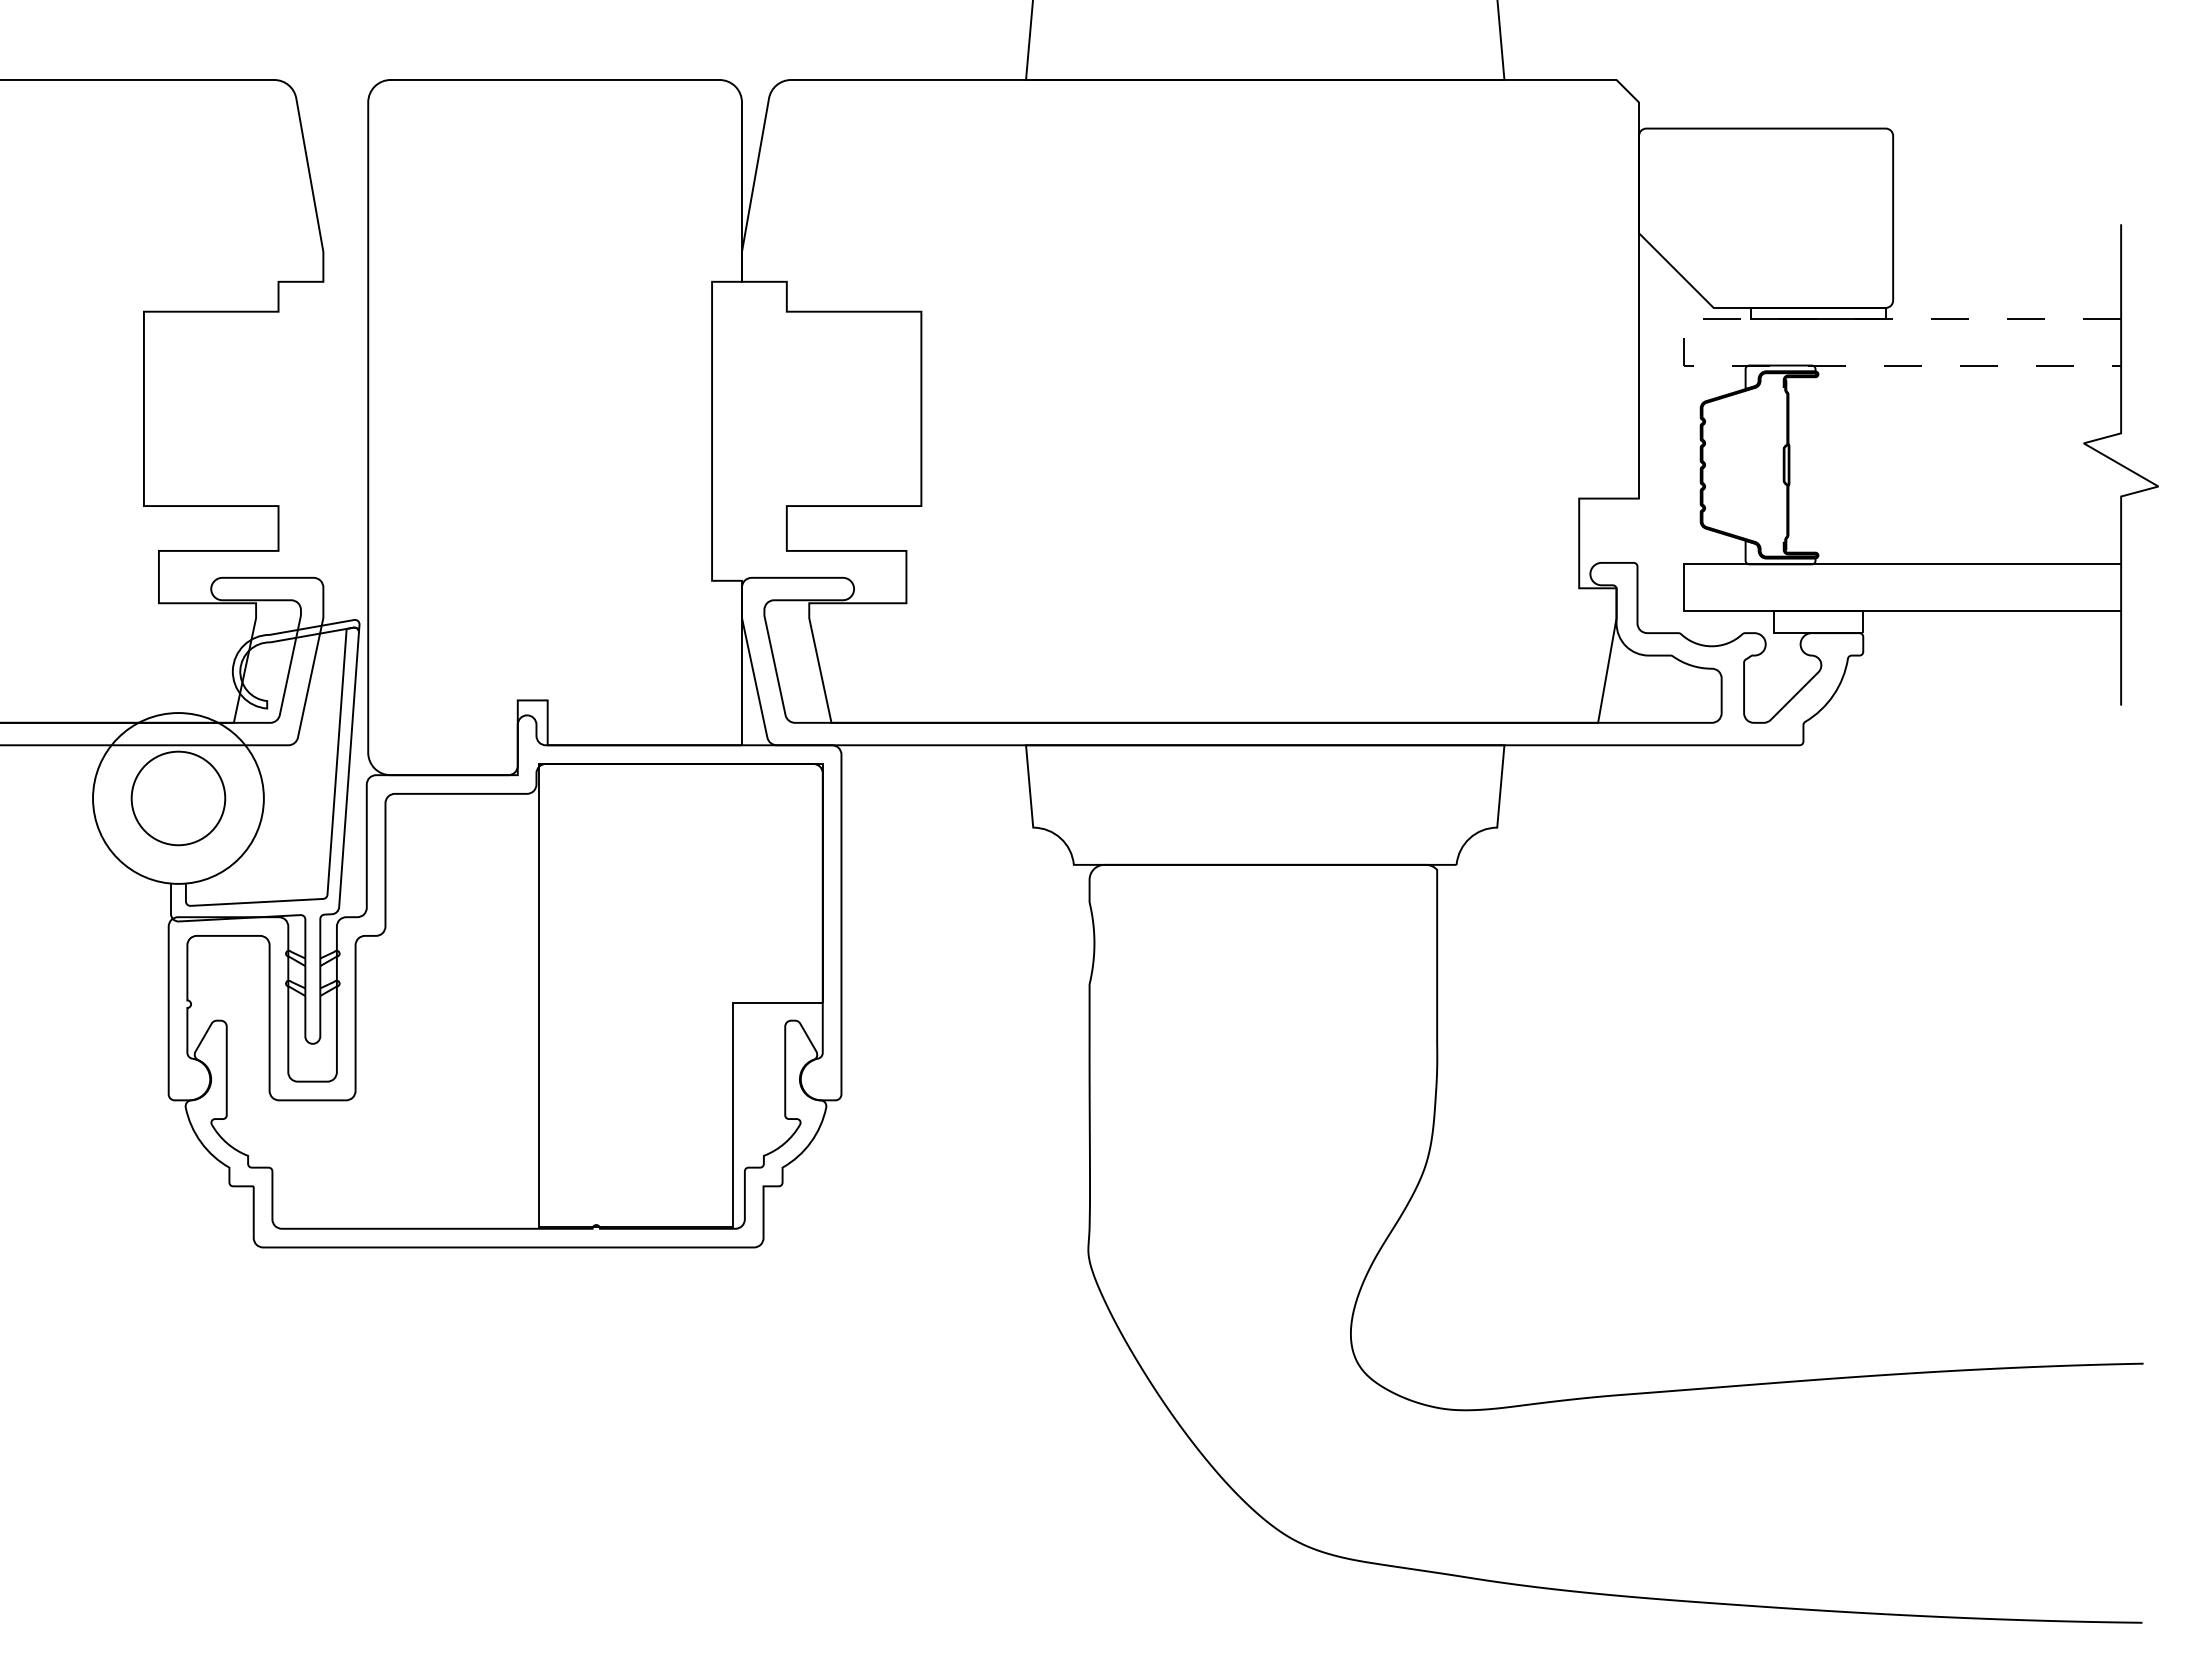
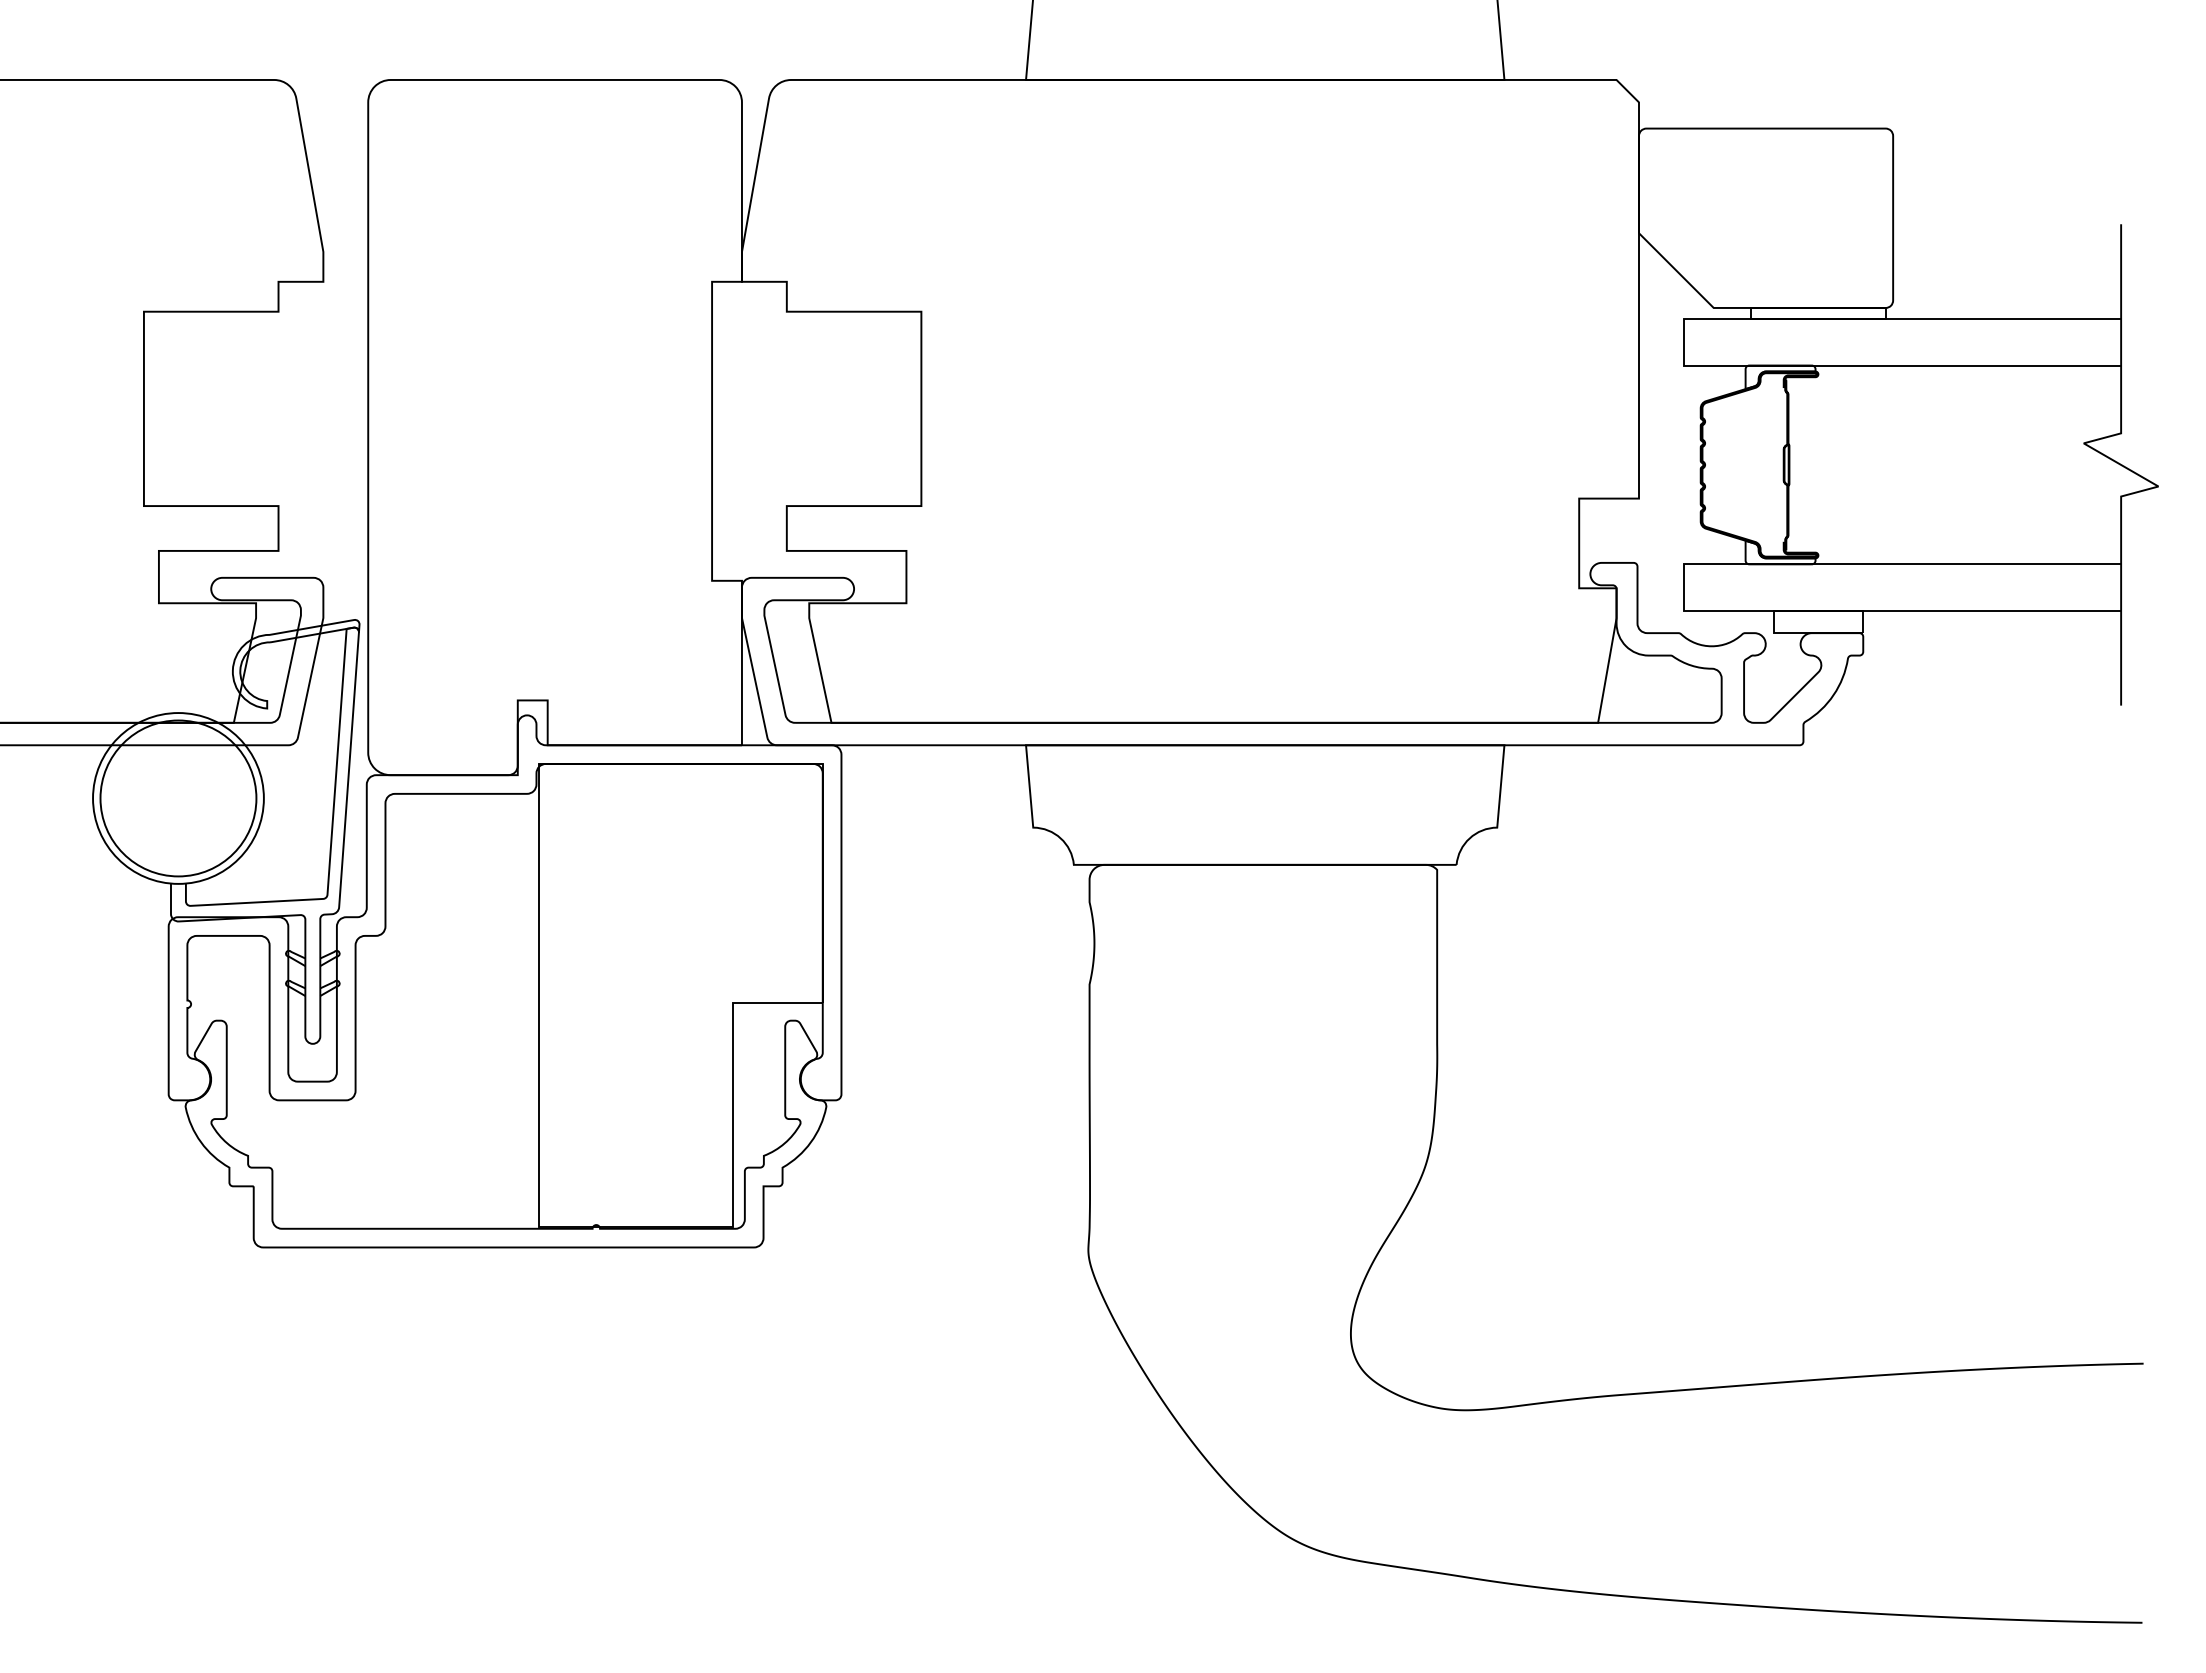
line: dashed -> solid (1683, 342)
circle diameter: 94 px -> 156 px (178, 798)
